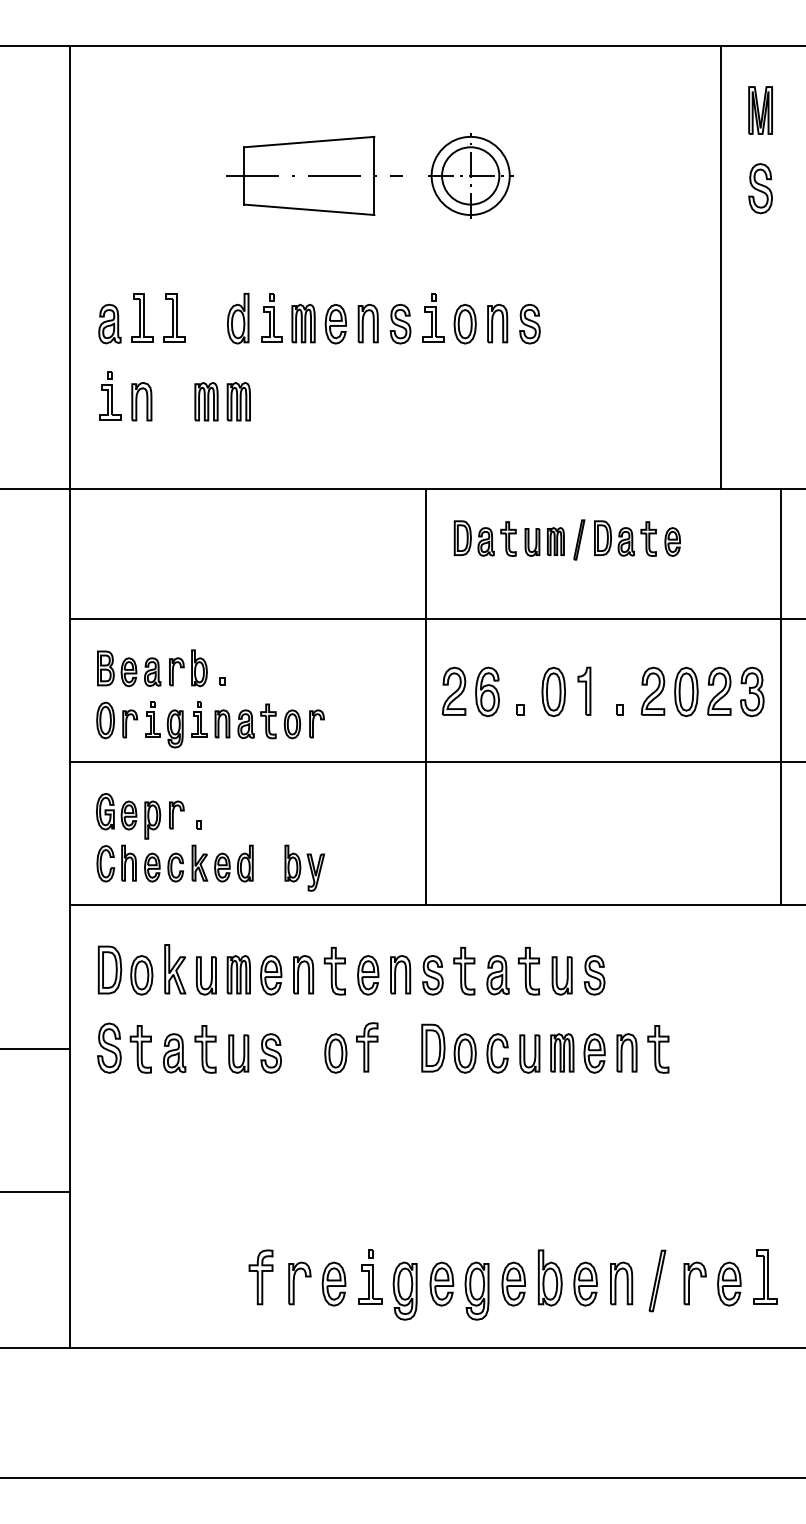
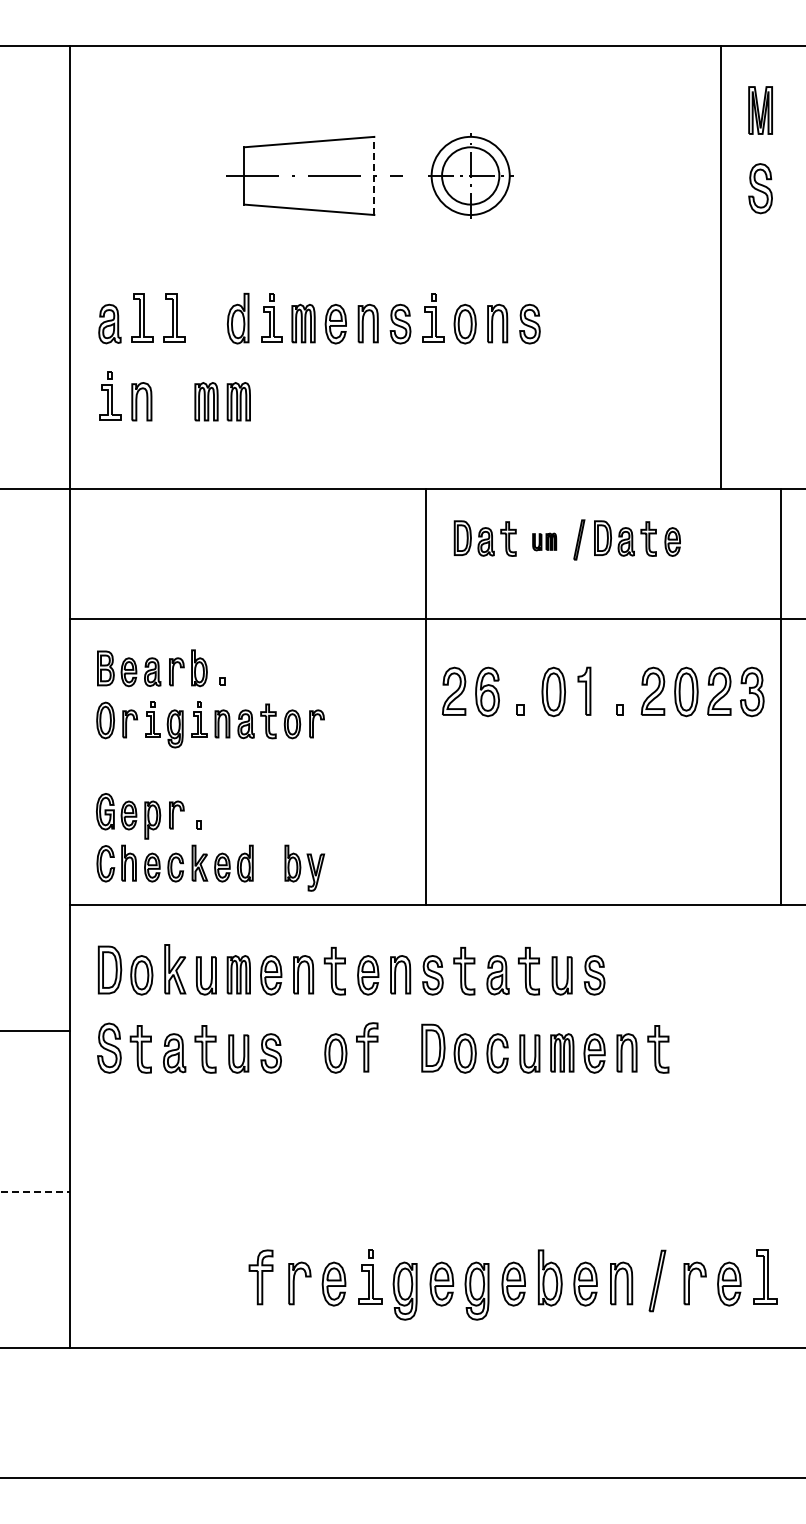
line: solid -> dashed (374, 175)
part size: 41x30 px -> 26x20 px (544, 541)
line: present -> none (435, 762)
line position: (35, 1048) -> (35, 1030) (35, 1030)
line: solid -> dashed (35, 1191)
